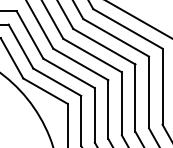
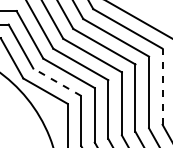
line: solid -> dashed (57, 82)
line: solid -> dashed (162, 86)
